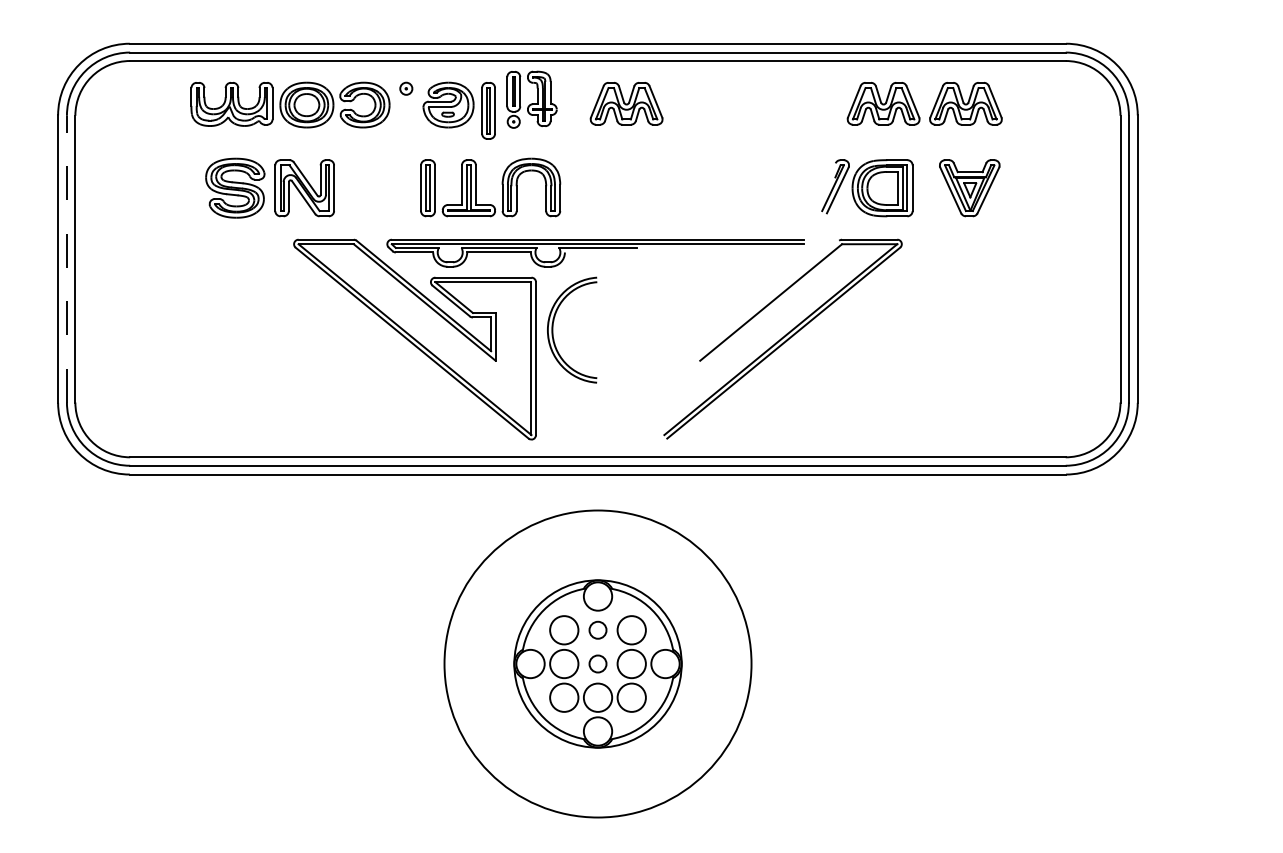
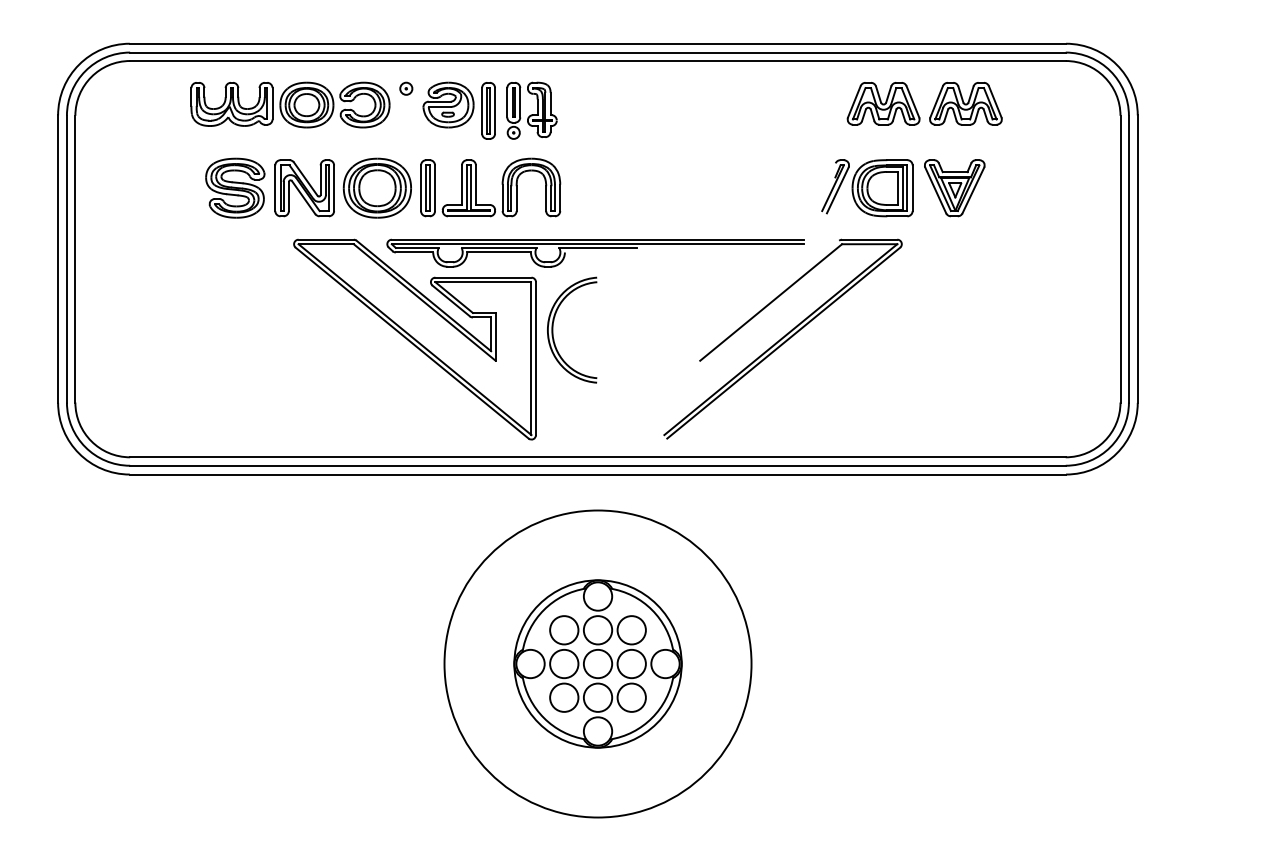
part position: (531, 99) -> (531, 110) (531, 110)
part: present -> none (626, 103)
part: none -> present (376, 187)
part position: (969, 188) -> (954, 188) (954, 188)
line: dashed -> solid (66, 258)
circle diameter: 17 px -> 28 px (597, 630)
circle diameter: 17 px -> 28 px (597, 663)
